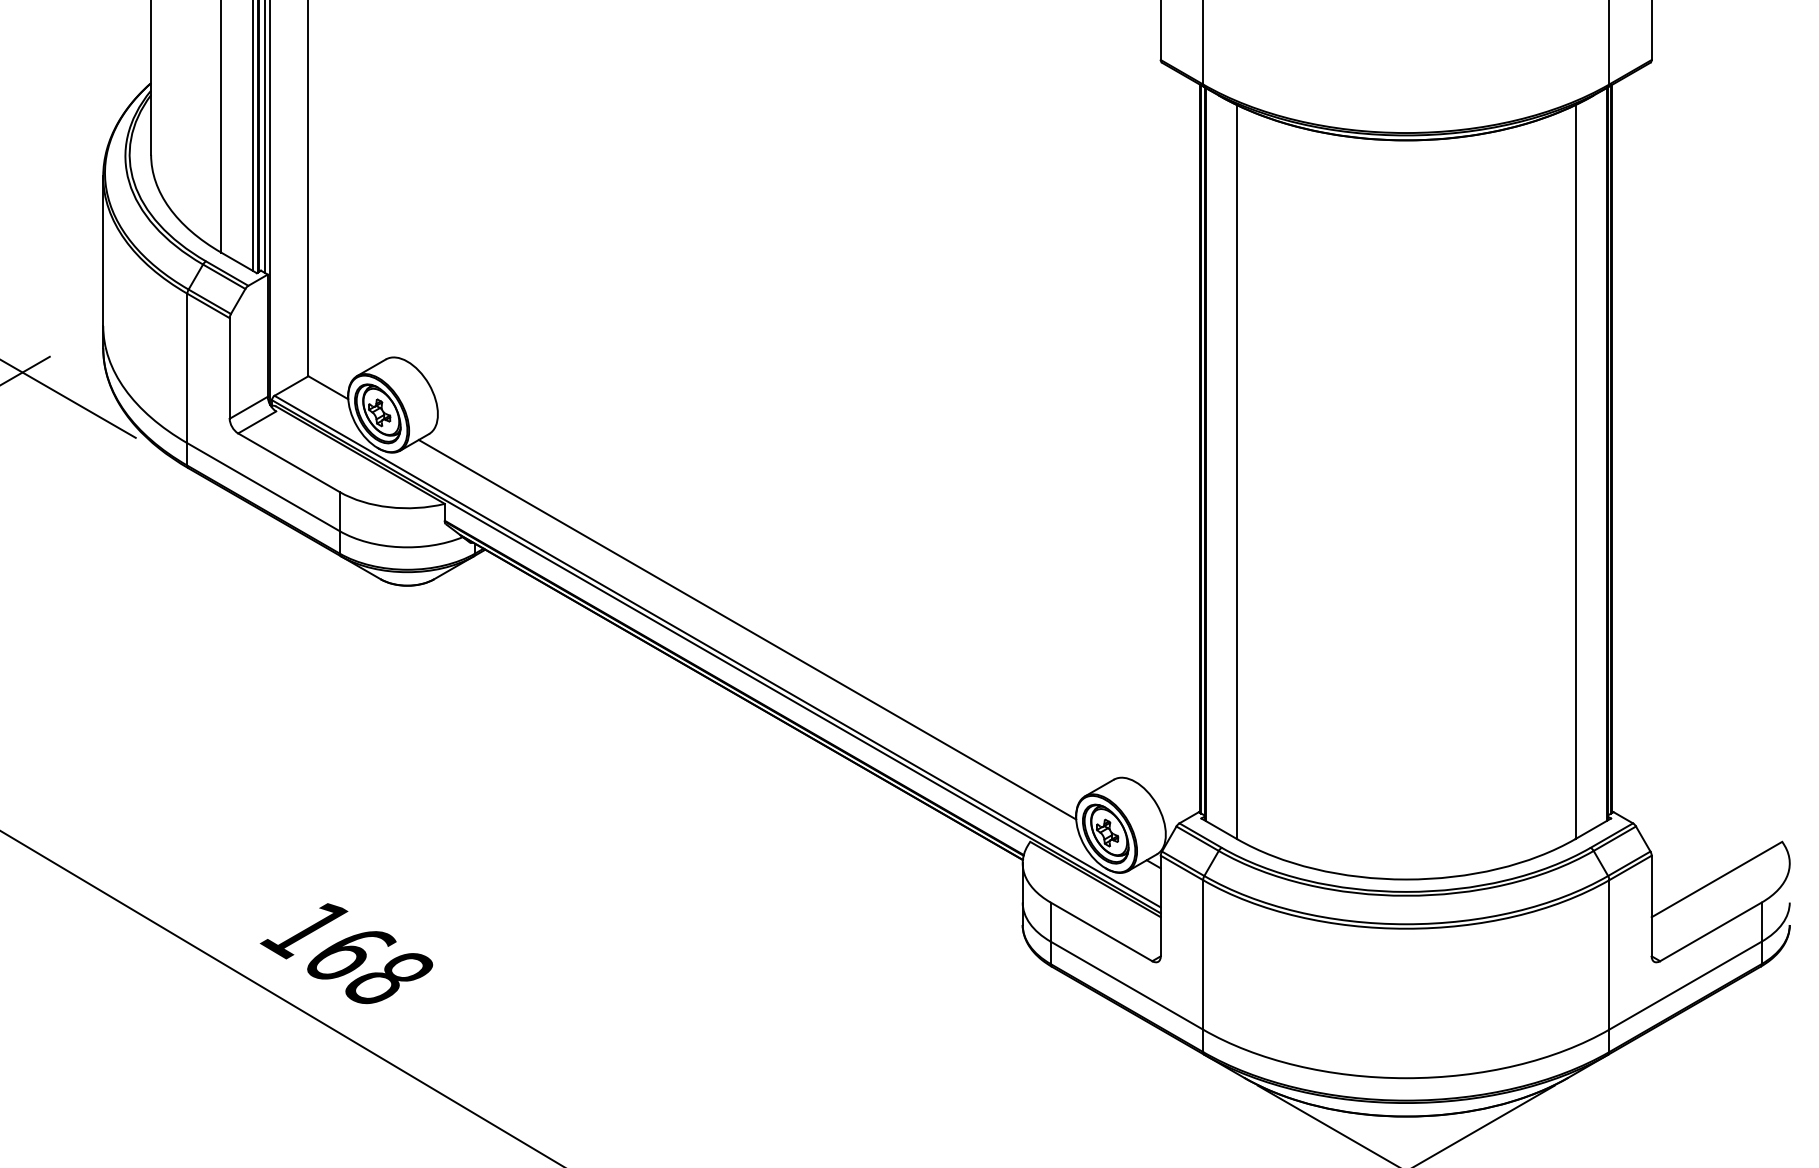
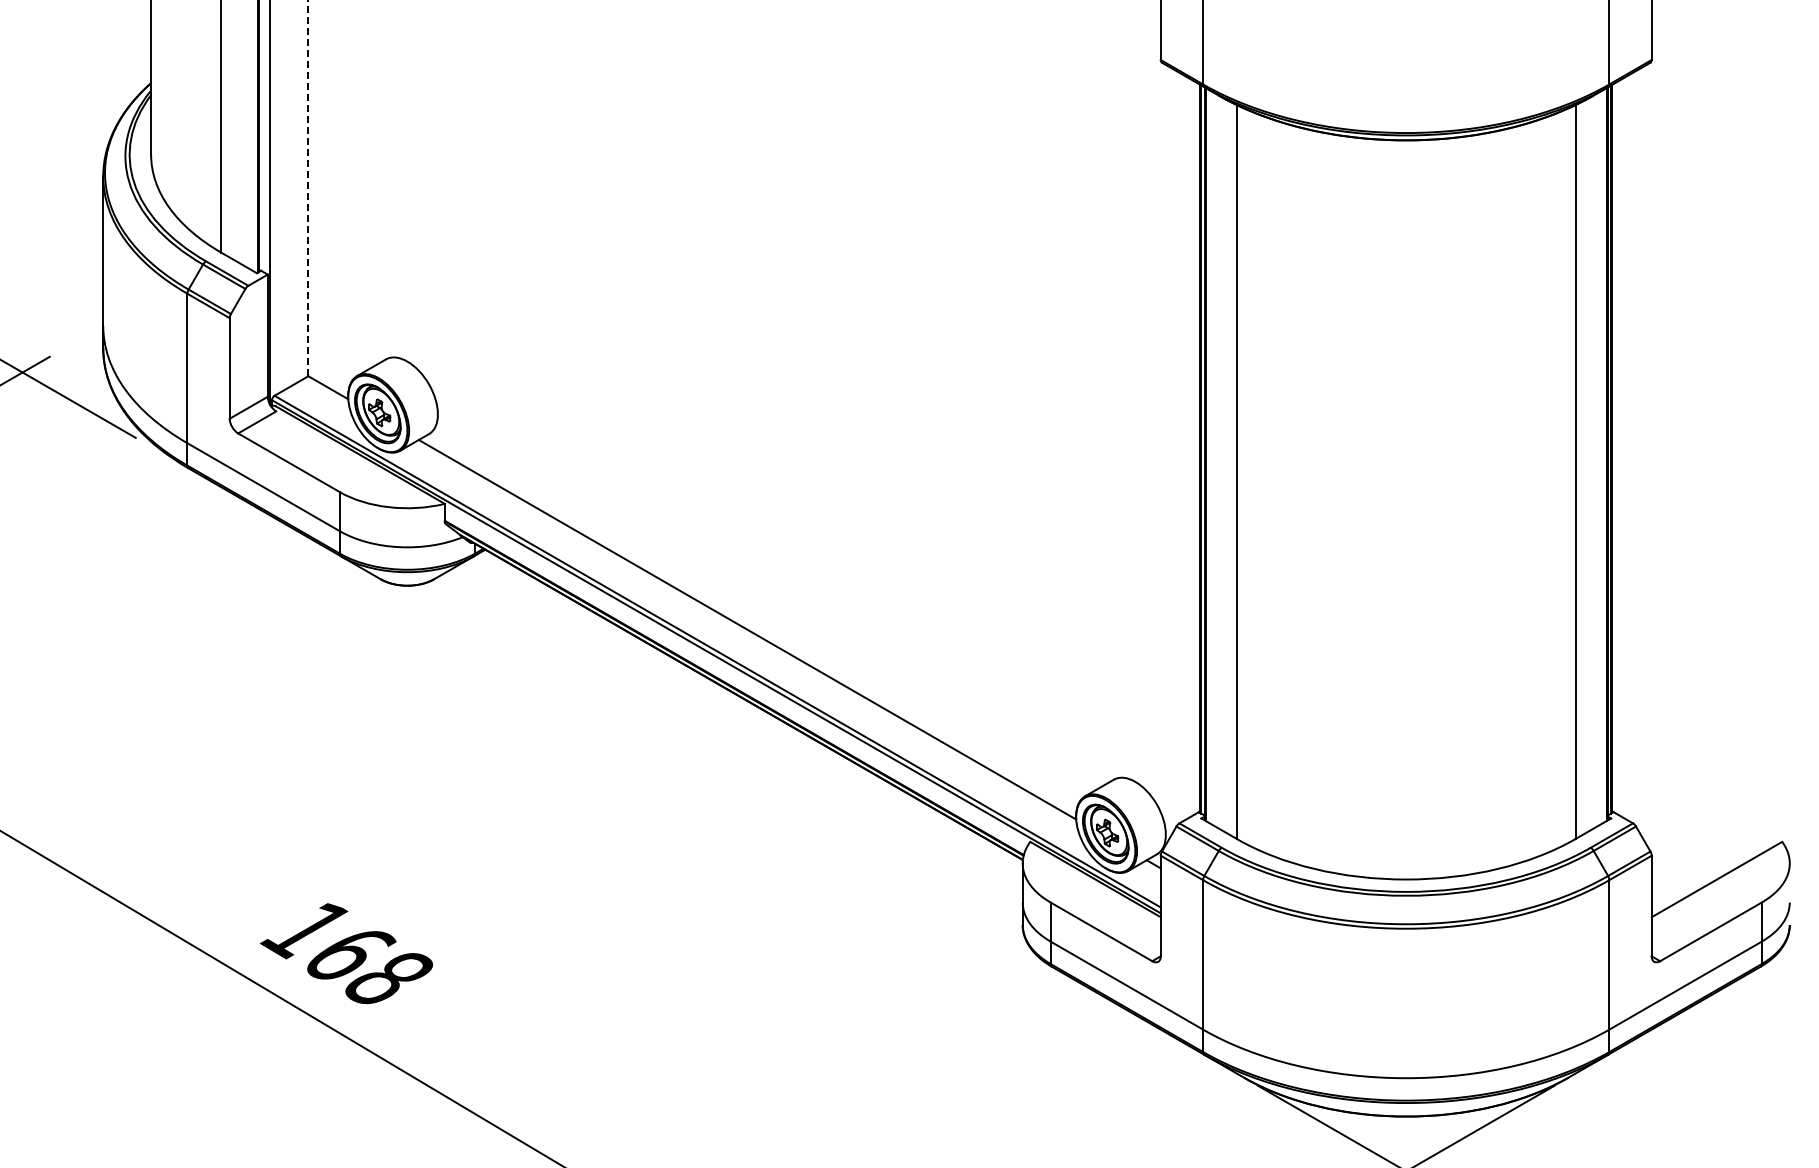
line: present -> none (252, 136)
line: present -> none (265, 137)
line: solid -> dashed (308, 188)
